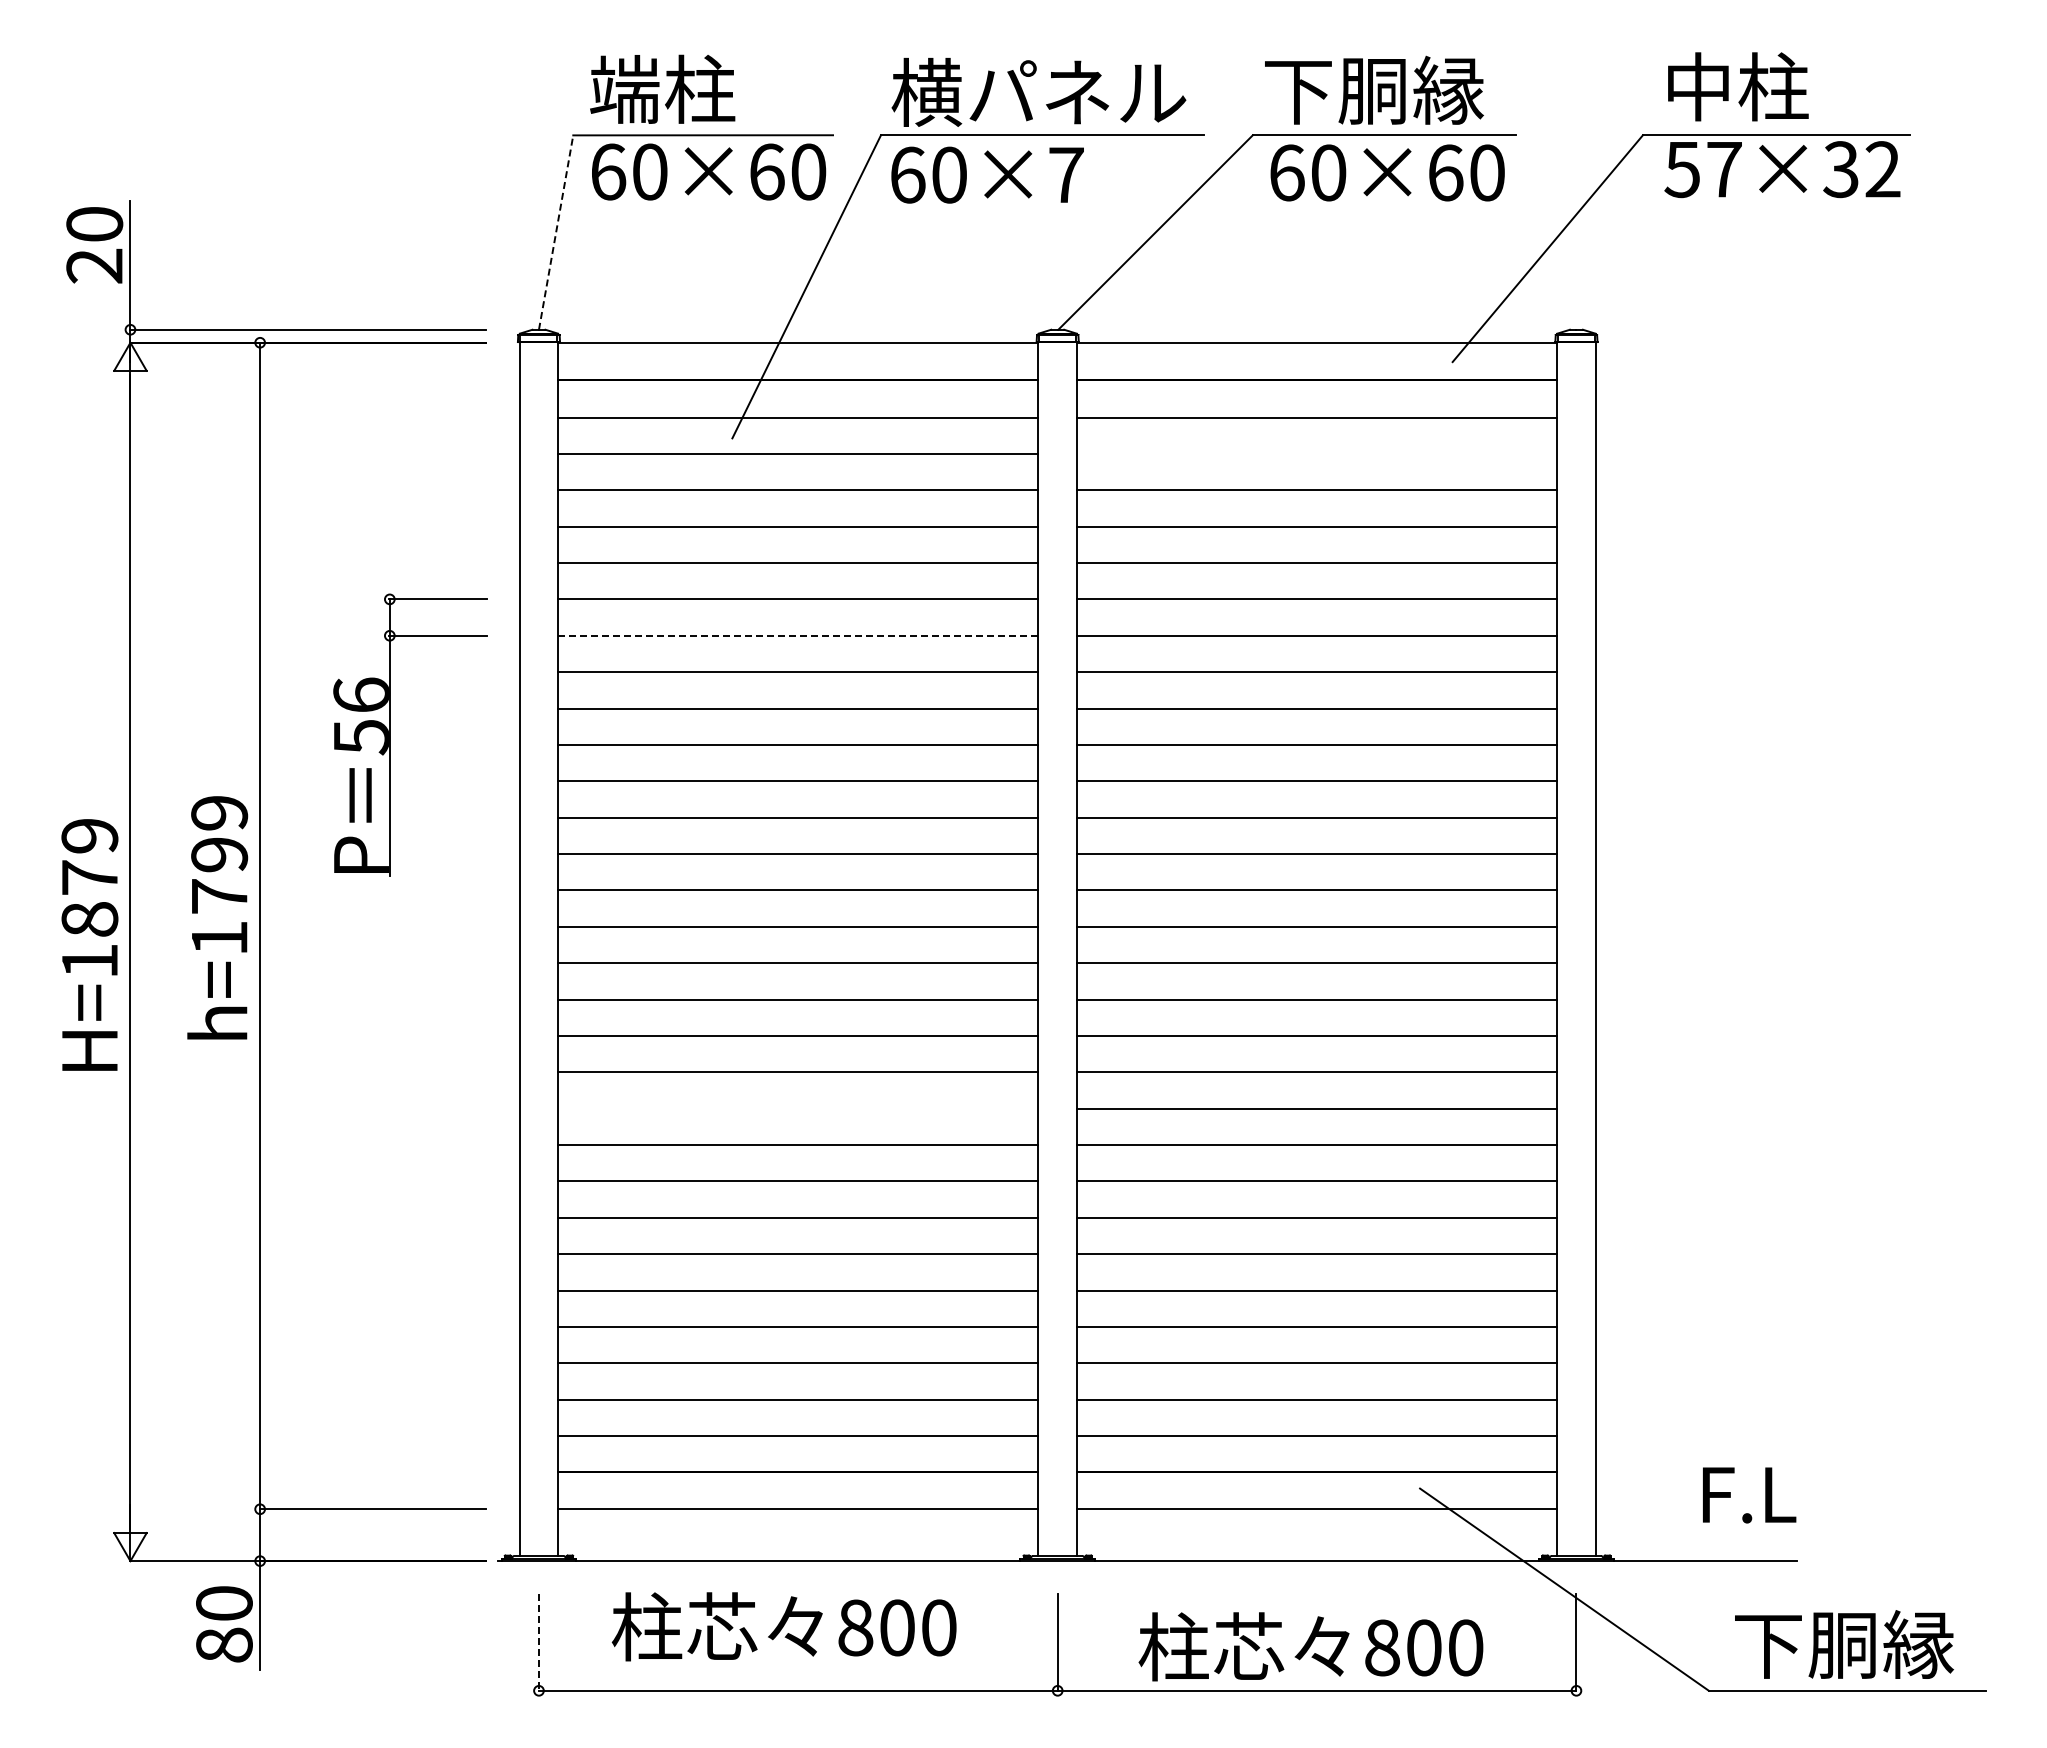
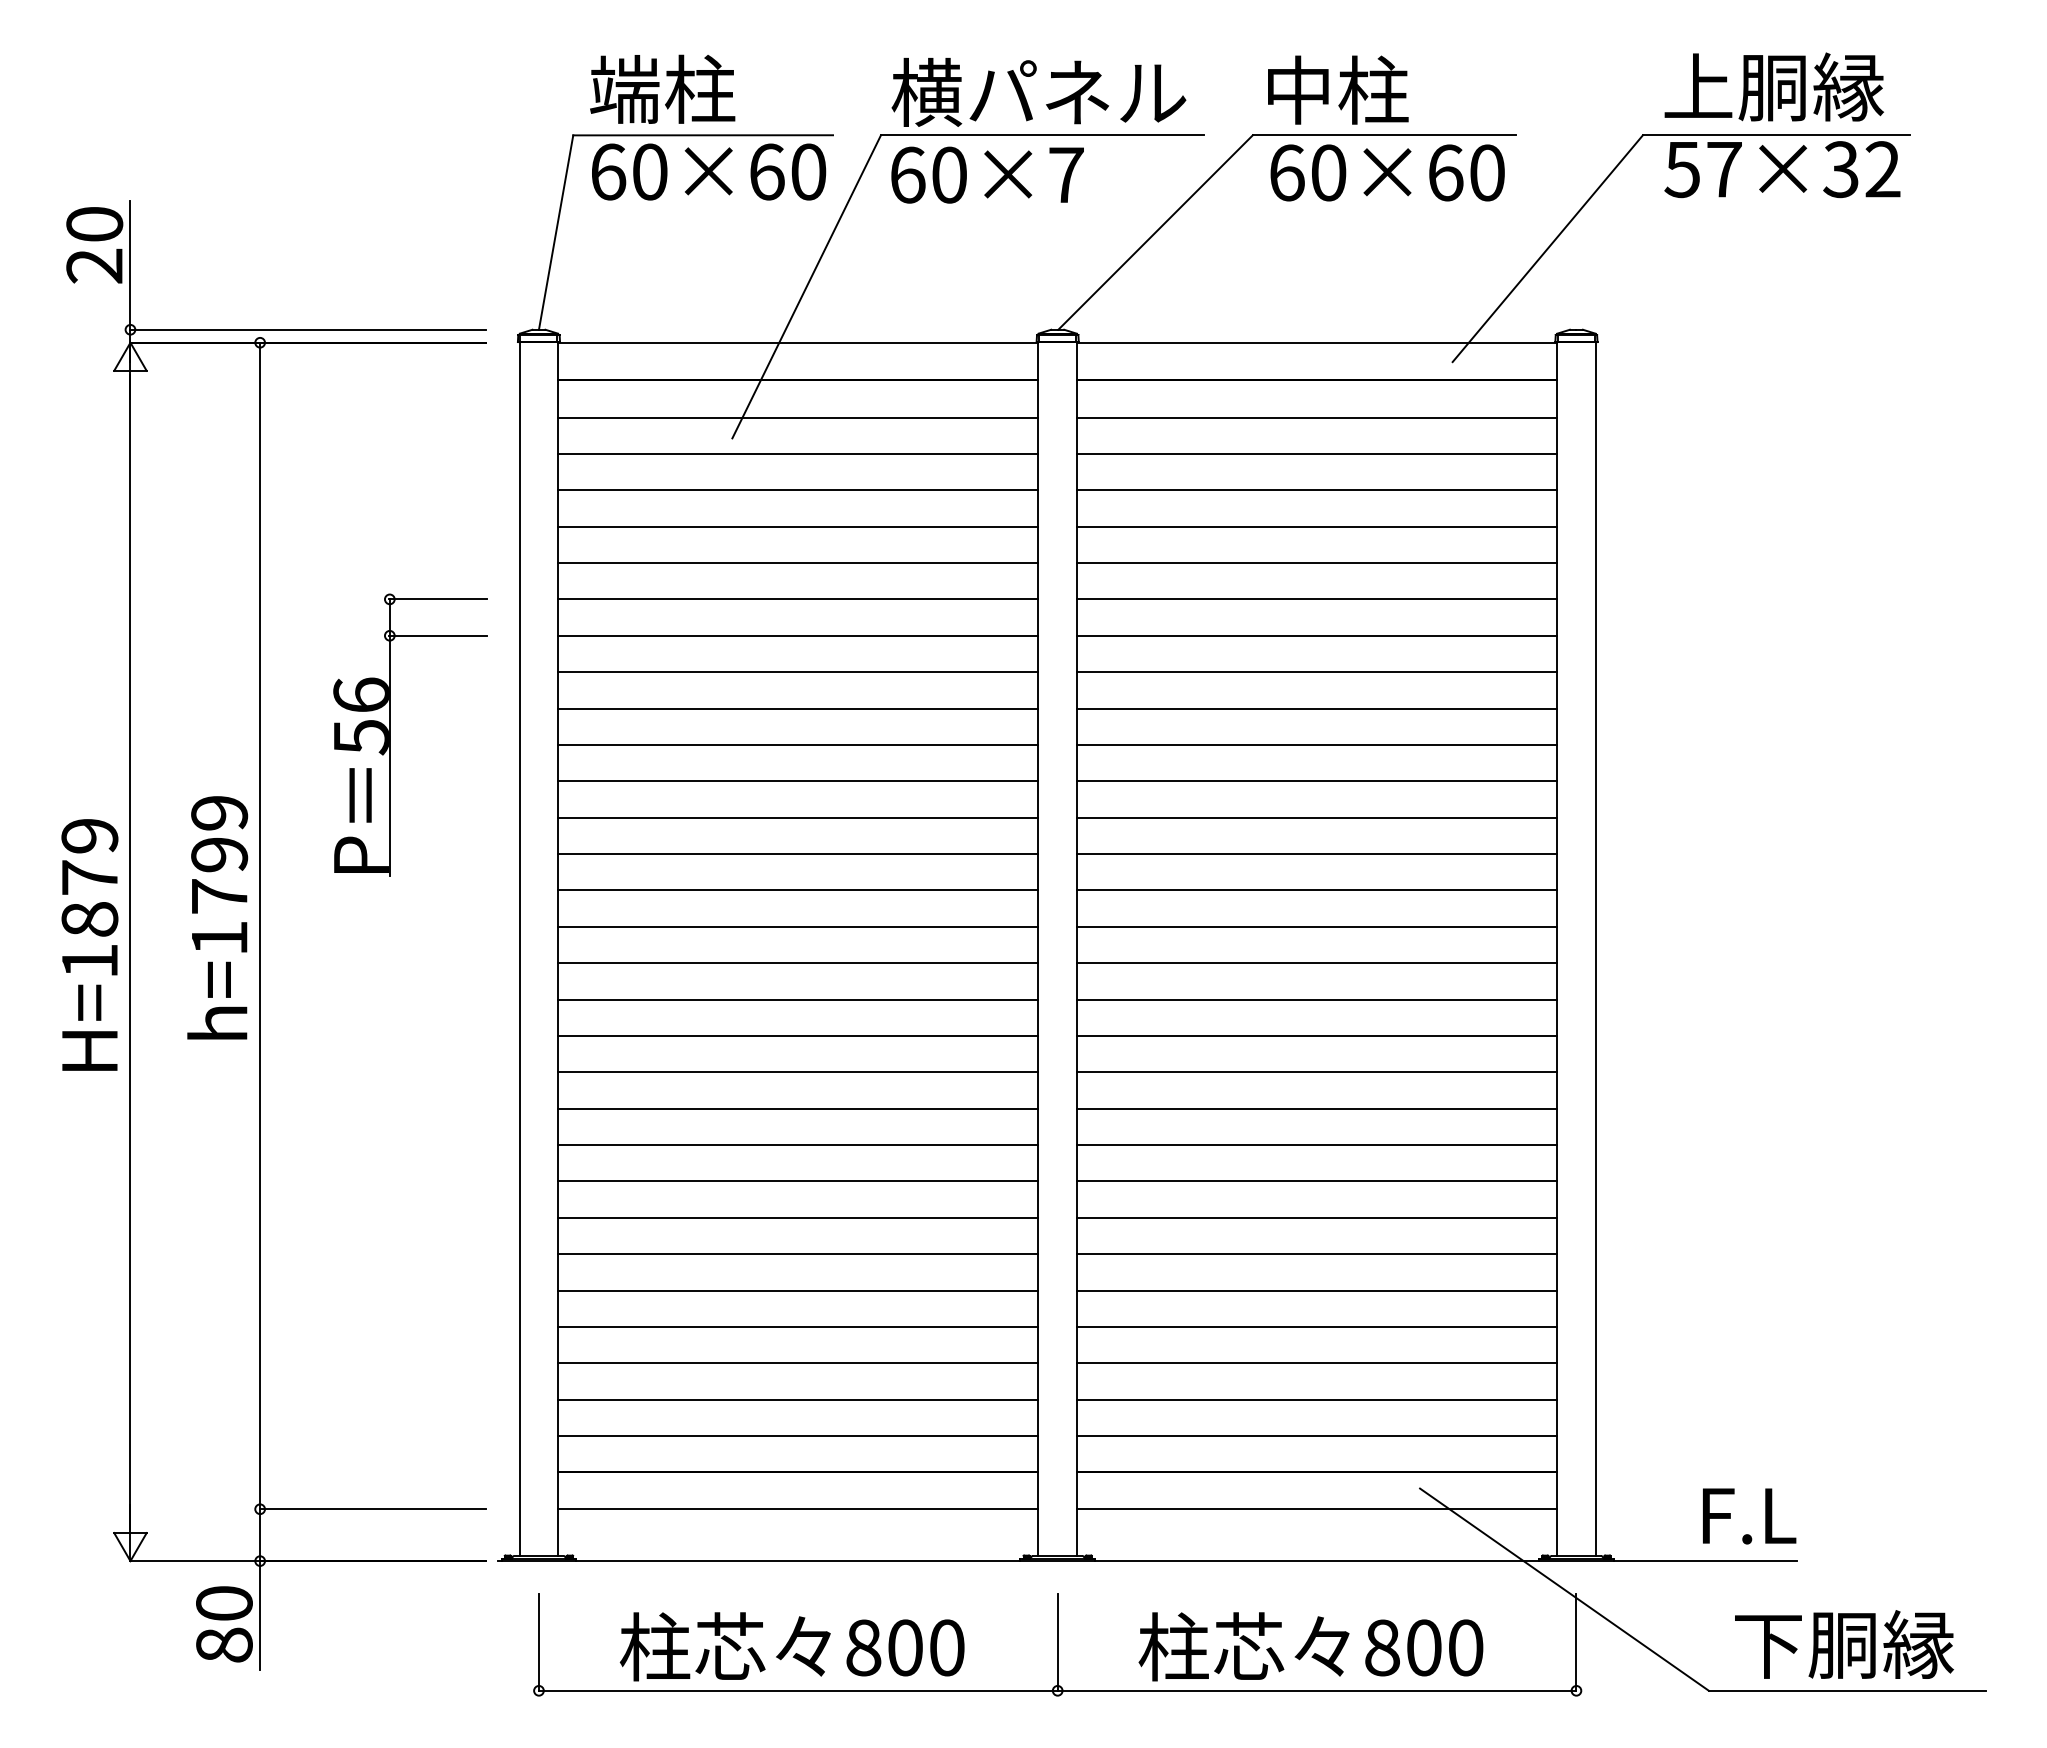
text: 中柱 -> 上胴縁 (1774, 86)
text: 下胴縁 -> 中柱 (1374, 89)
line: dashed -> solid (556, 232)
line: none -> present (1316, 453)
line: dashed -> solid (798, 635)
line: none -> present (798, 1108)
text position: (1749, 1495) -> (1749, 1516) (1749, 1516)
text position: (783, 1626) -> (791, 1646) (791, 1646)
line: dashed -> solid (538, 1642)
